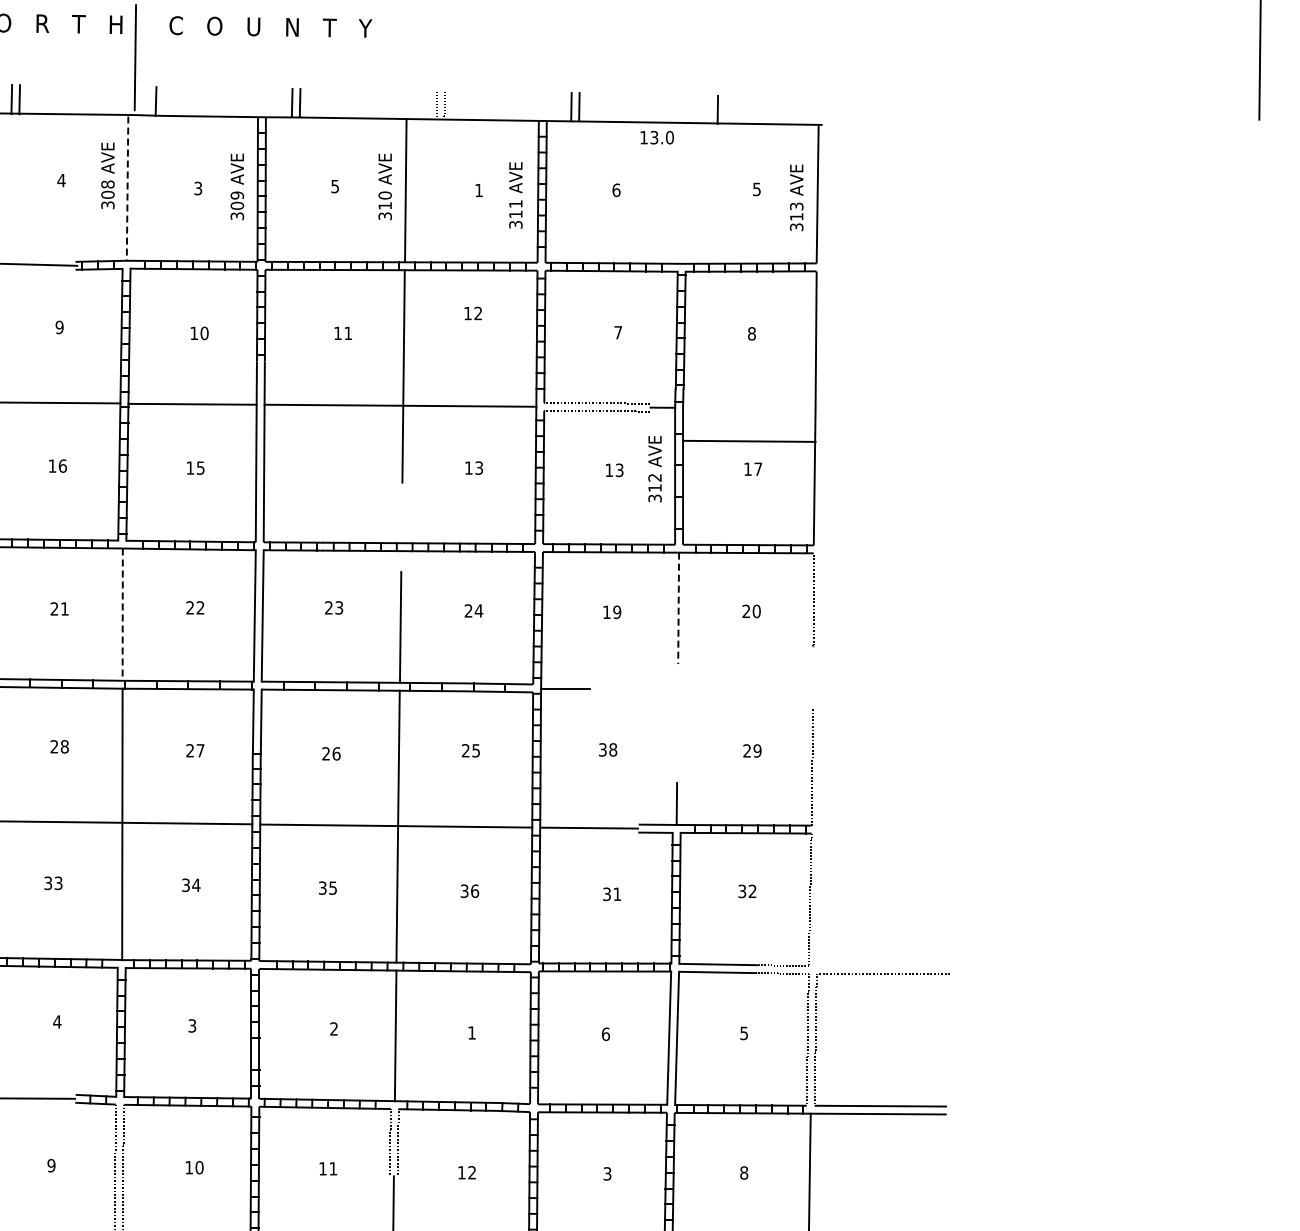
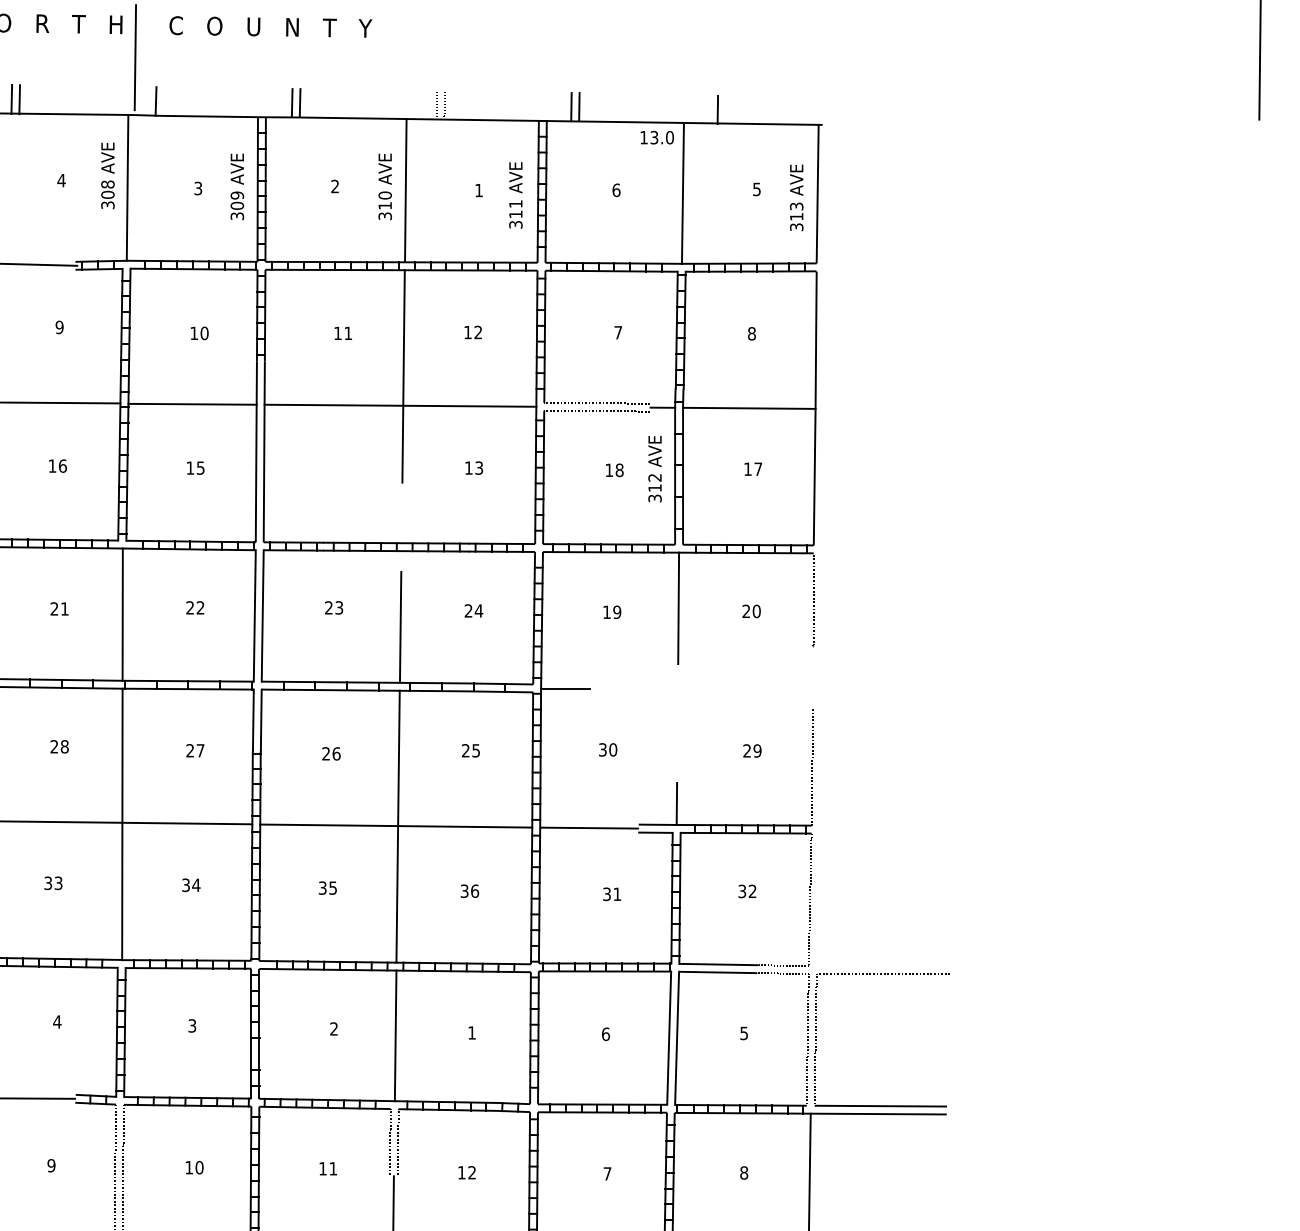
text: 5 -> 2 (334, 186)
line: dashed -> solid (127, 189)
line: none -> present (682, 193)
text position: (472, 313) -> (472, 332) (472, 332)
line position: (749, 440) -> (749, 407) (749, 407)
text: 13 -> 18 (619, 470)
line: dashed -> solid (678, 608)
line: dashed -> solid (122, 615)
text: 38 -> 30 (613, 749)
text: 3 -> 7 (607, 1173)
